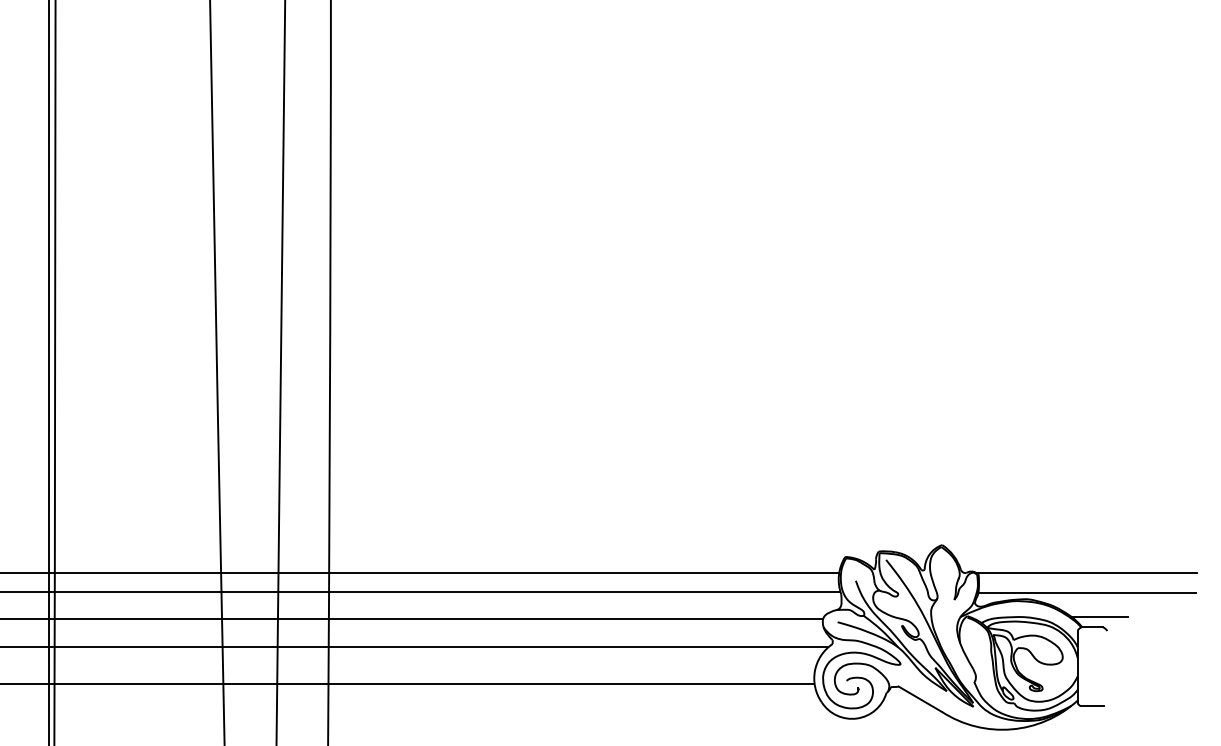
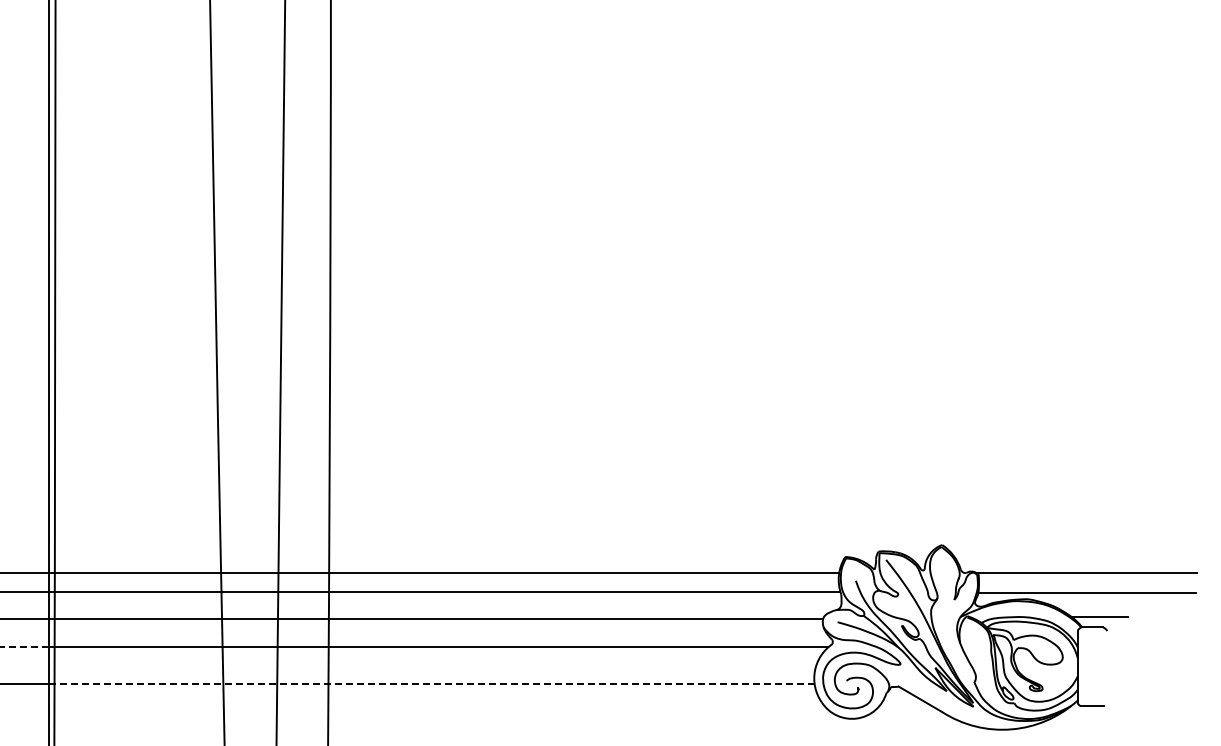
line: solid -> dashed (24, 647)
line: solid -> dashed (431, 683)
